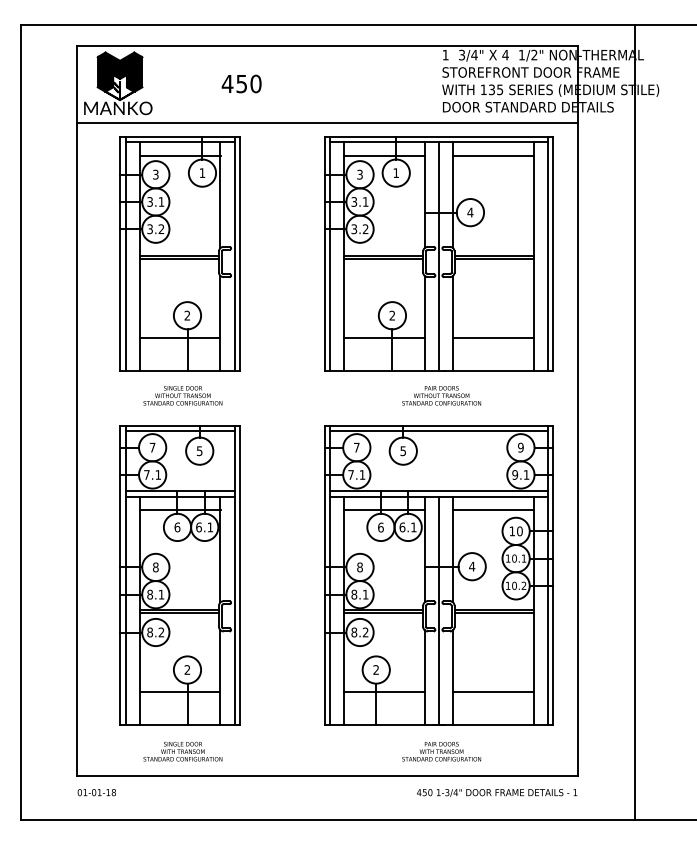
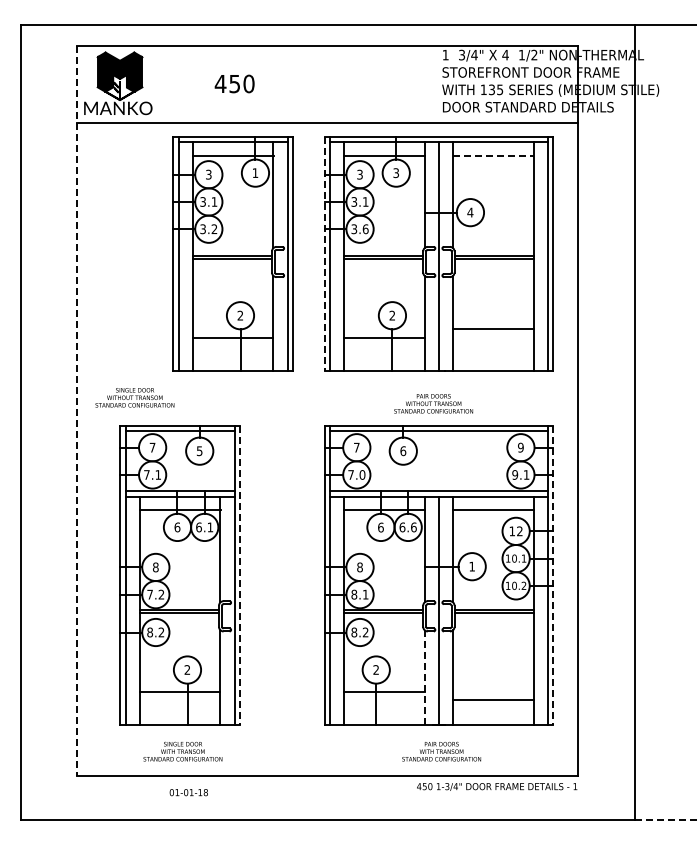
text position: (241, 83) -> (234, 83) (234, 83)
line: solid -> dashed (493, 156)
text: 1 -> 3 (395, 173)
text: 3.2 -> 3.6 (365, 229)
part position: (179, 253) -> (232, 253) (232, 253)
line: solid -> dashed (324, 254)
line position: (493, 338) -> (493, 329) (493, 329)
text position: (182, 395) -> (134, 397) (134, 397)
text position: (441, 395) -> (433, 403) (433, 403)
line: solid -> dashed (77, 411)
text: 5 -> 6 (403, 451)
text: 7.1 -> 7.0 (362, 474)
text: 6.1 -> 6.6 (413, 527)
text: 10 -> 12 (519, 531)
text: 4 -> 1 (472, 566)
line: solid -> dashed (239, 575)
line: solid -> dashed (553, 575)
text: 8.1 -> 7.2 (155, 594)
line: solid -> dashed (424, 677)
line position: (493, 692) -> (493, 700) (493, 700)
text position: (96, 792) -> (188, 792) (188, 792)
text position: (497, 792) -> (497, 786) (497, 786)
line: solid -> dashed (665, 819)
